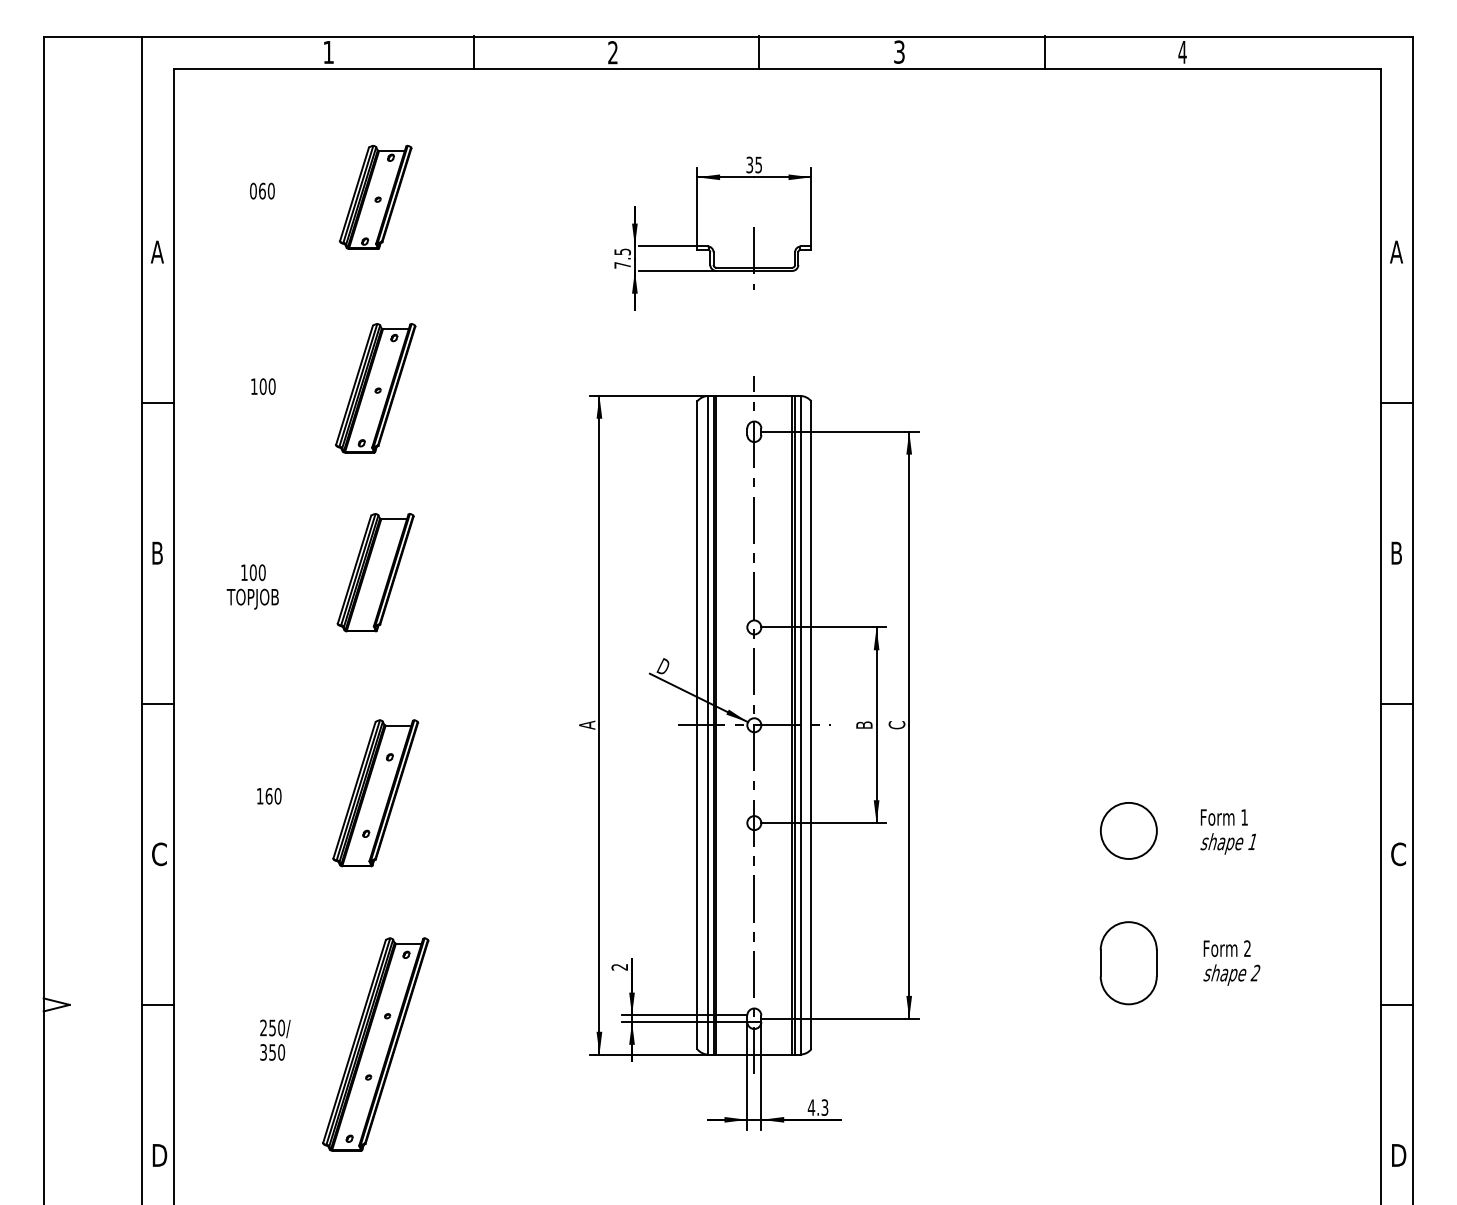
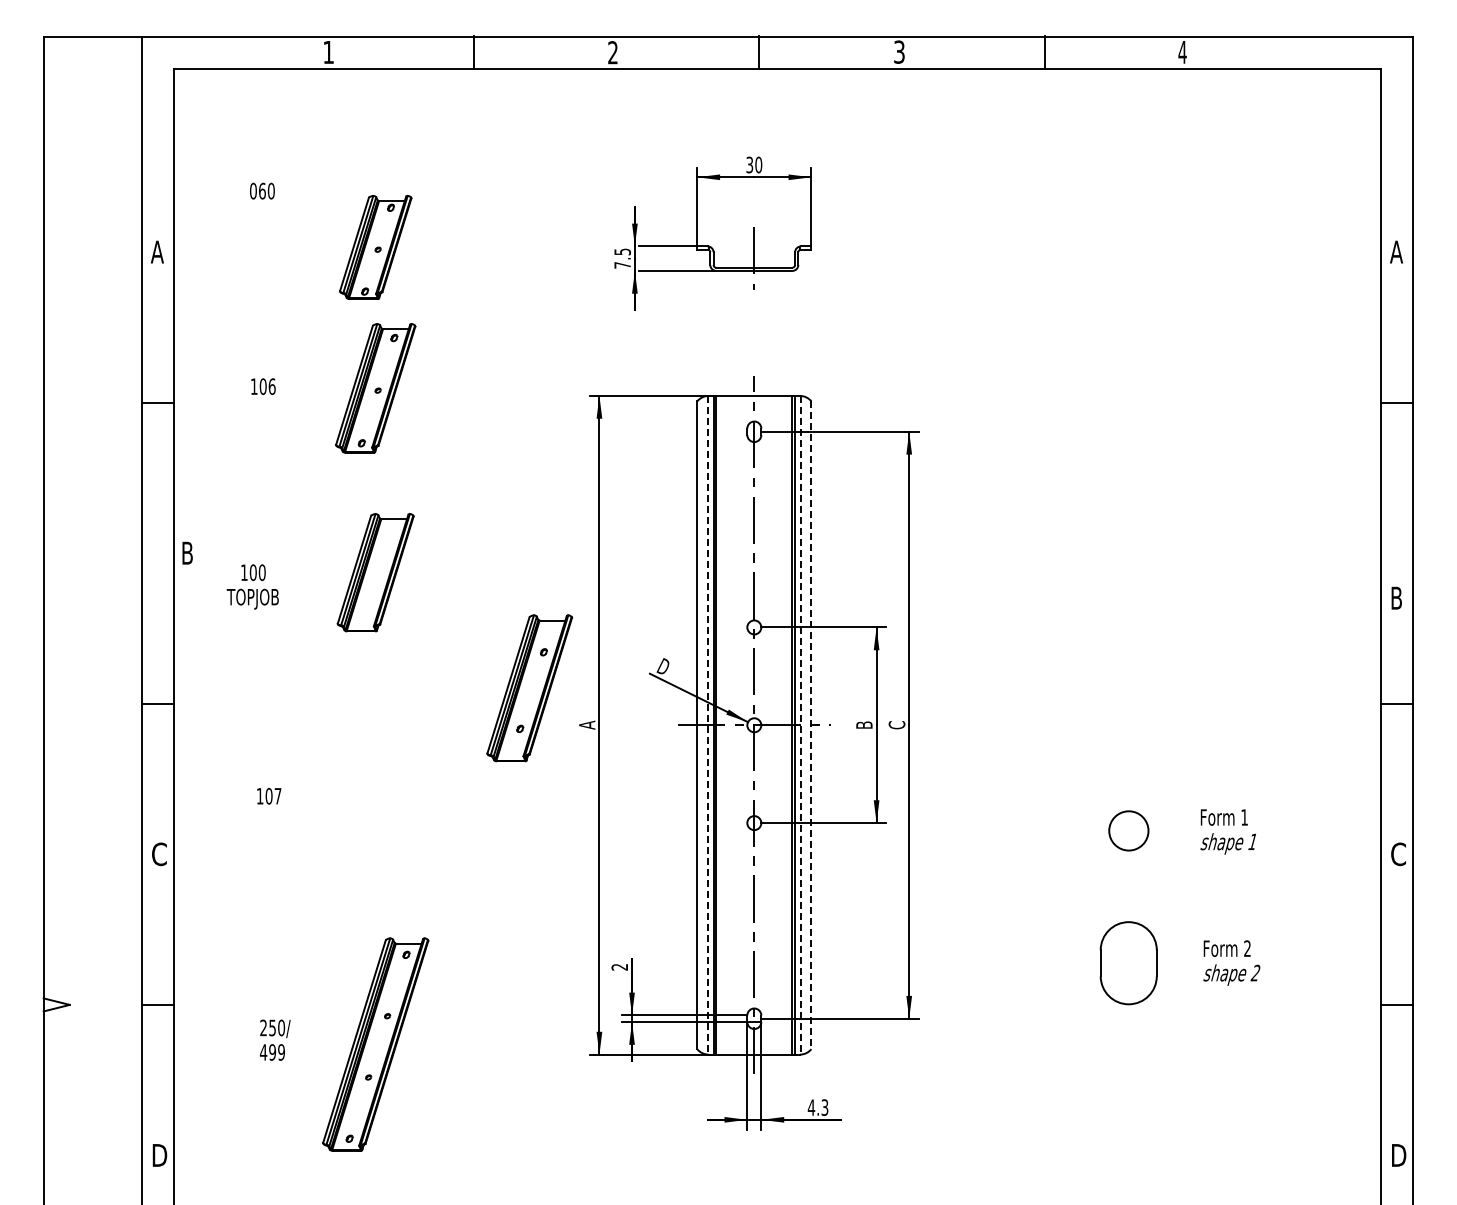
text: 35 -> 30 (758, 164)
part position: (375, 196) -> (375, 246) (375, 246)
text: 100 -> 106 (271, 386)
text position: (157, 552) -> (187, 552) (187, 552)
text position: (1396, 552) -> (1396, 597) (1396, 597)
line: solid -> dashed (707, 725)
line: solid -> dashed (800, 725)
line: solid -> dashed (811, 725)
part position: (375, 793) -> (529, 688) (529, 688)
text: 160 -> 107 (273, 796)
circle diameter: 56 px -> 39 px (1128, 830)
text: 350 -> 499 (271, 1052)
